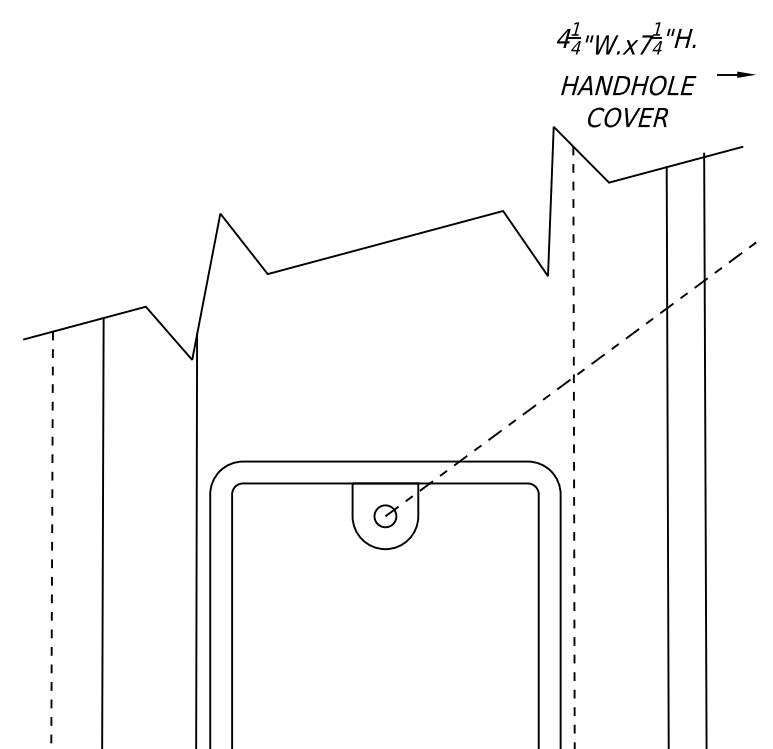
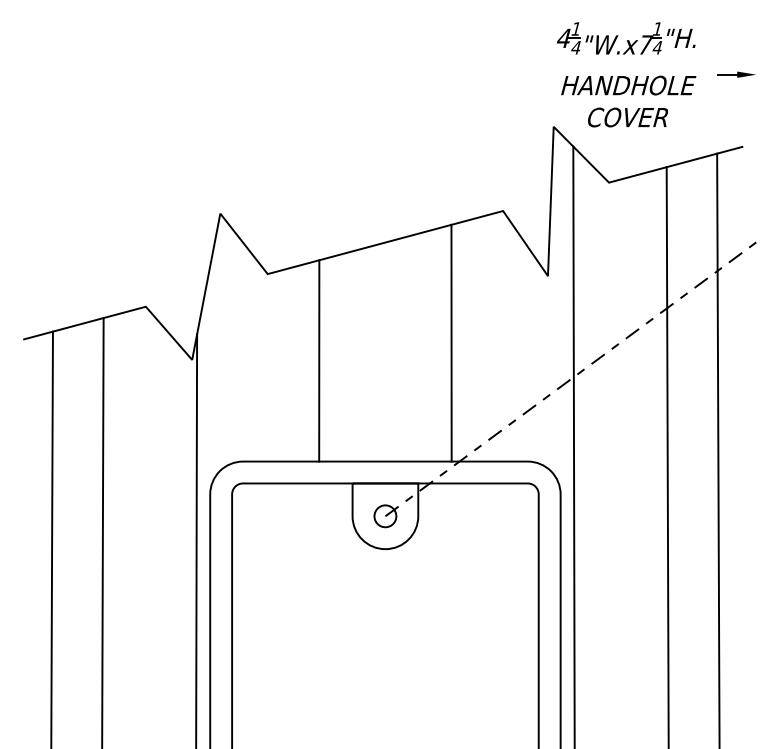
line: none -> present (451, 342)
line: none -> present (319, 360)
line: dashed -> solid (574, 447)
line position: (705, 449) -> (718, 449) (718, 449)
line: dashed -> solid (52, 540)
